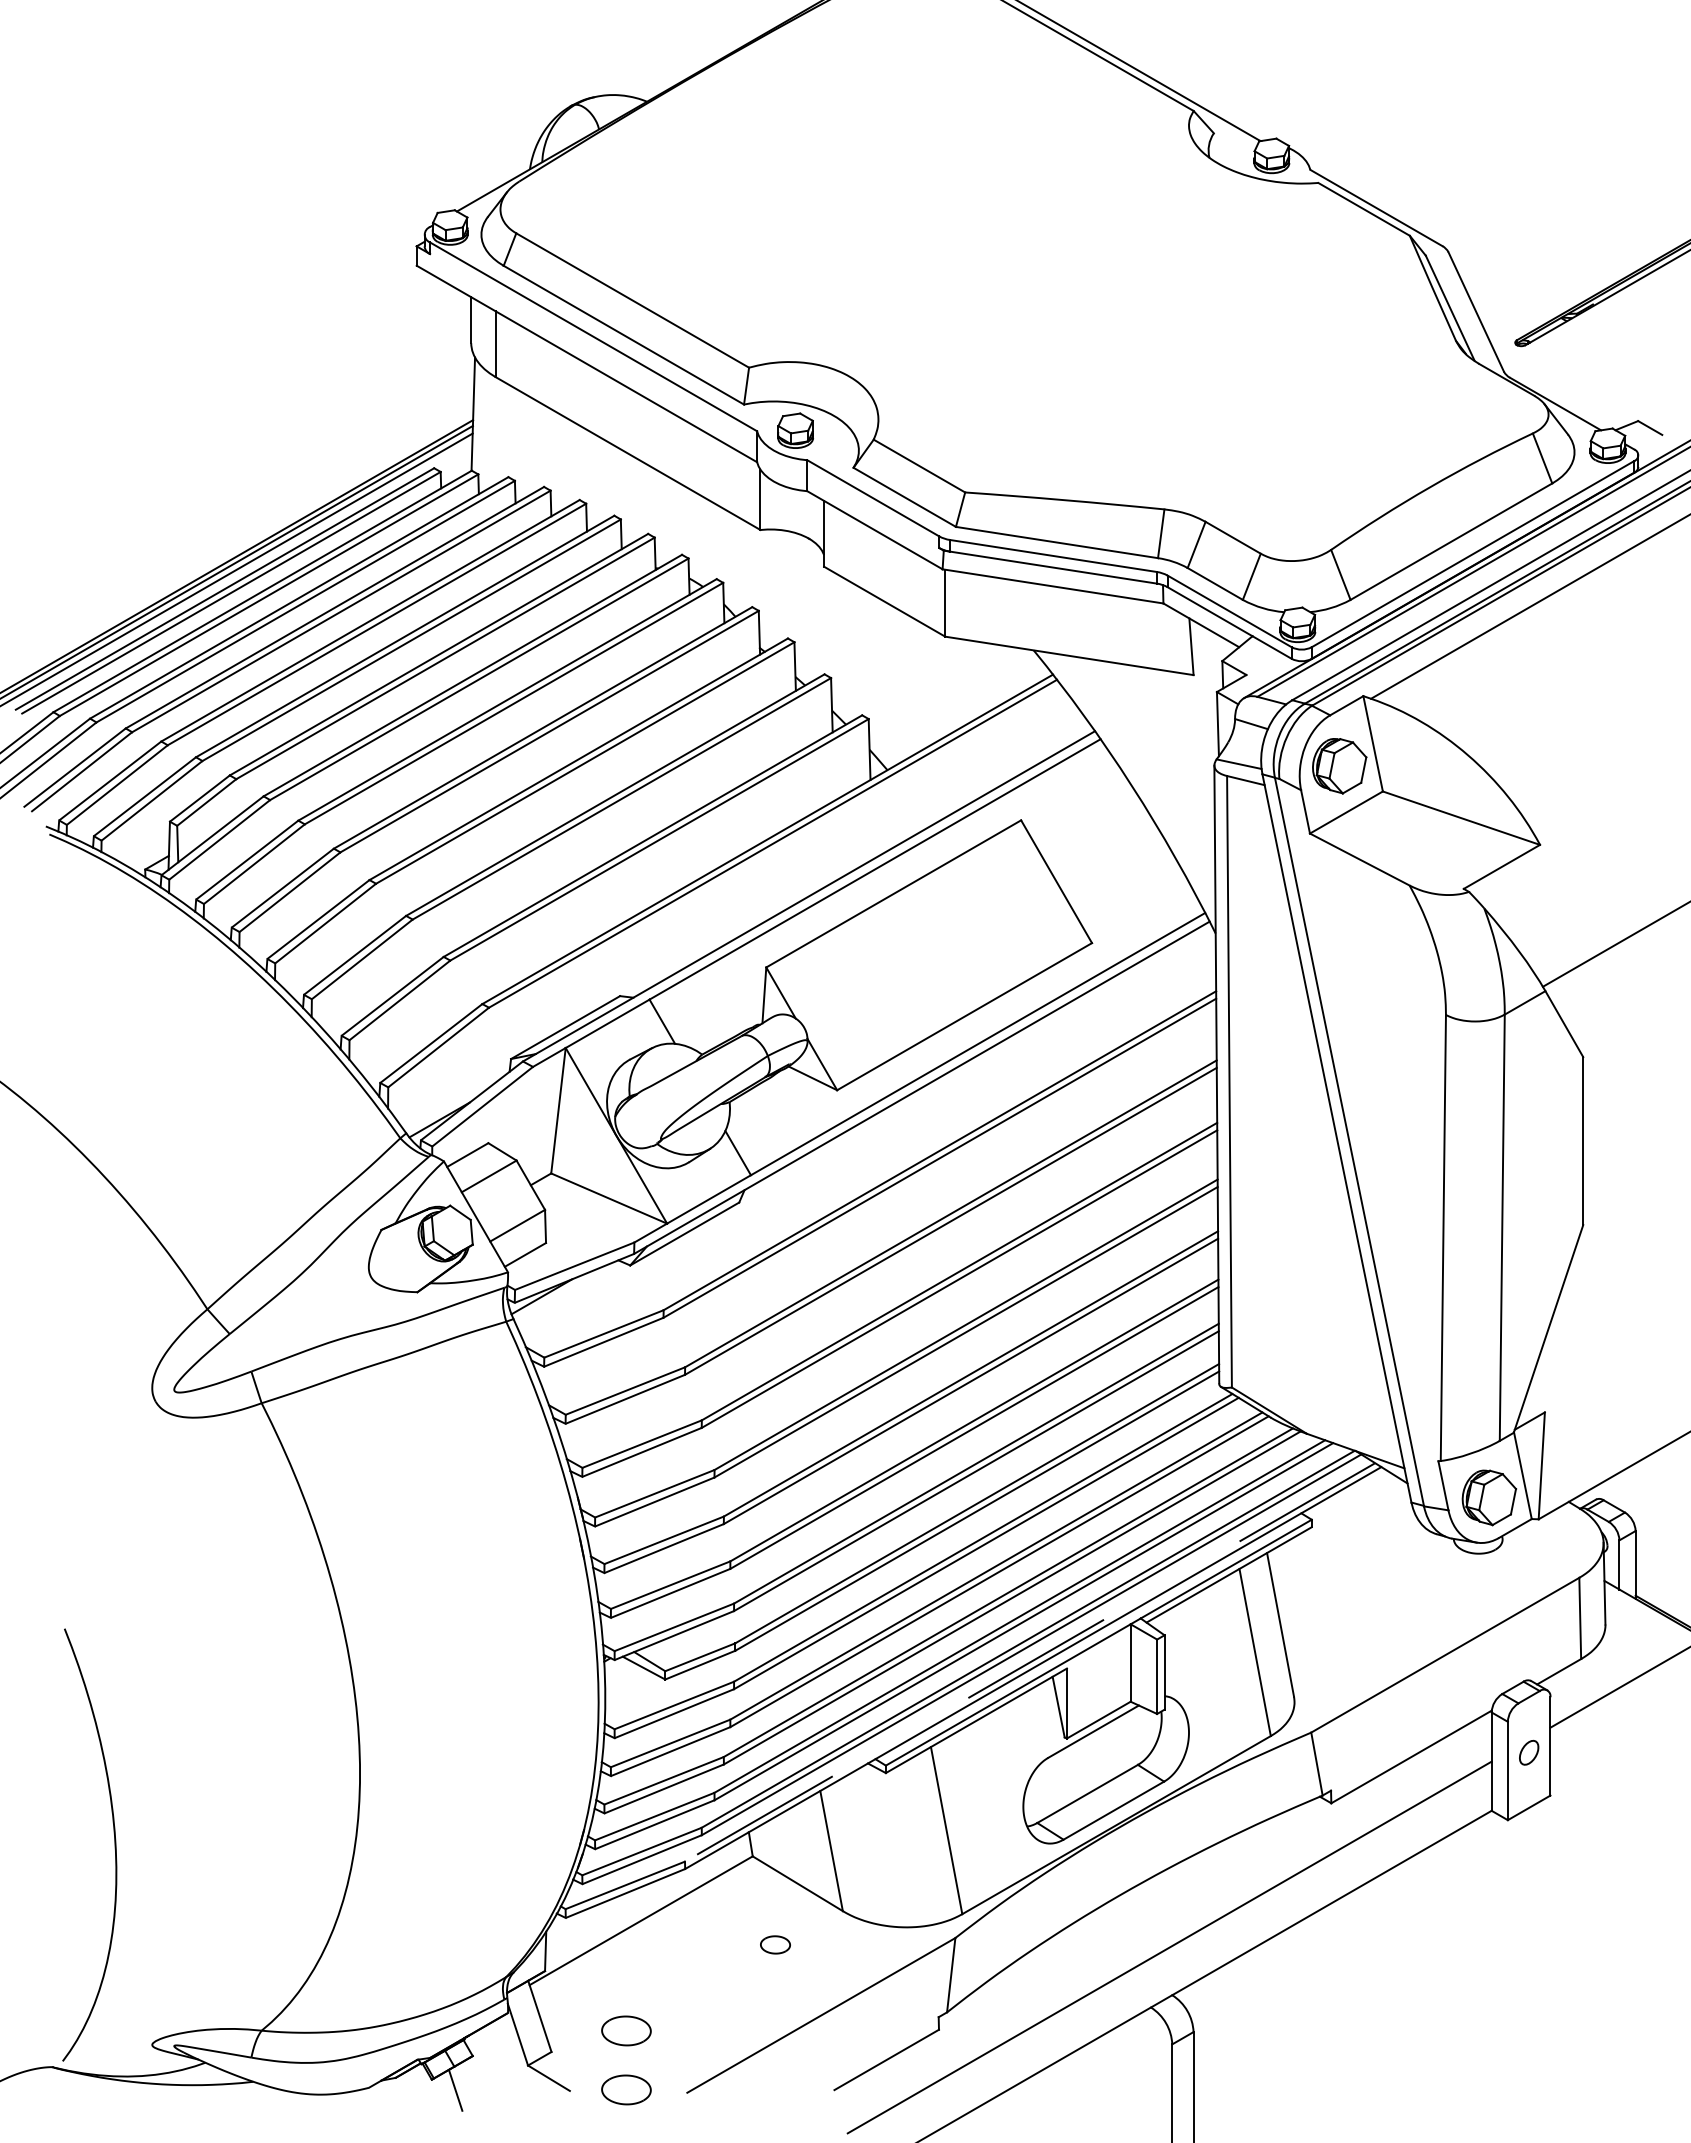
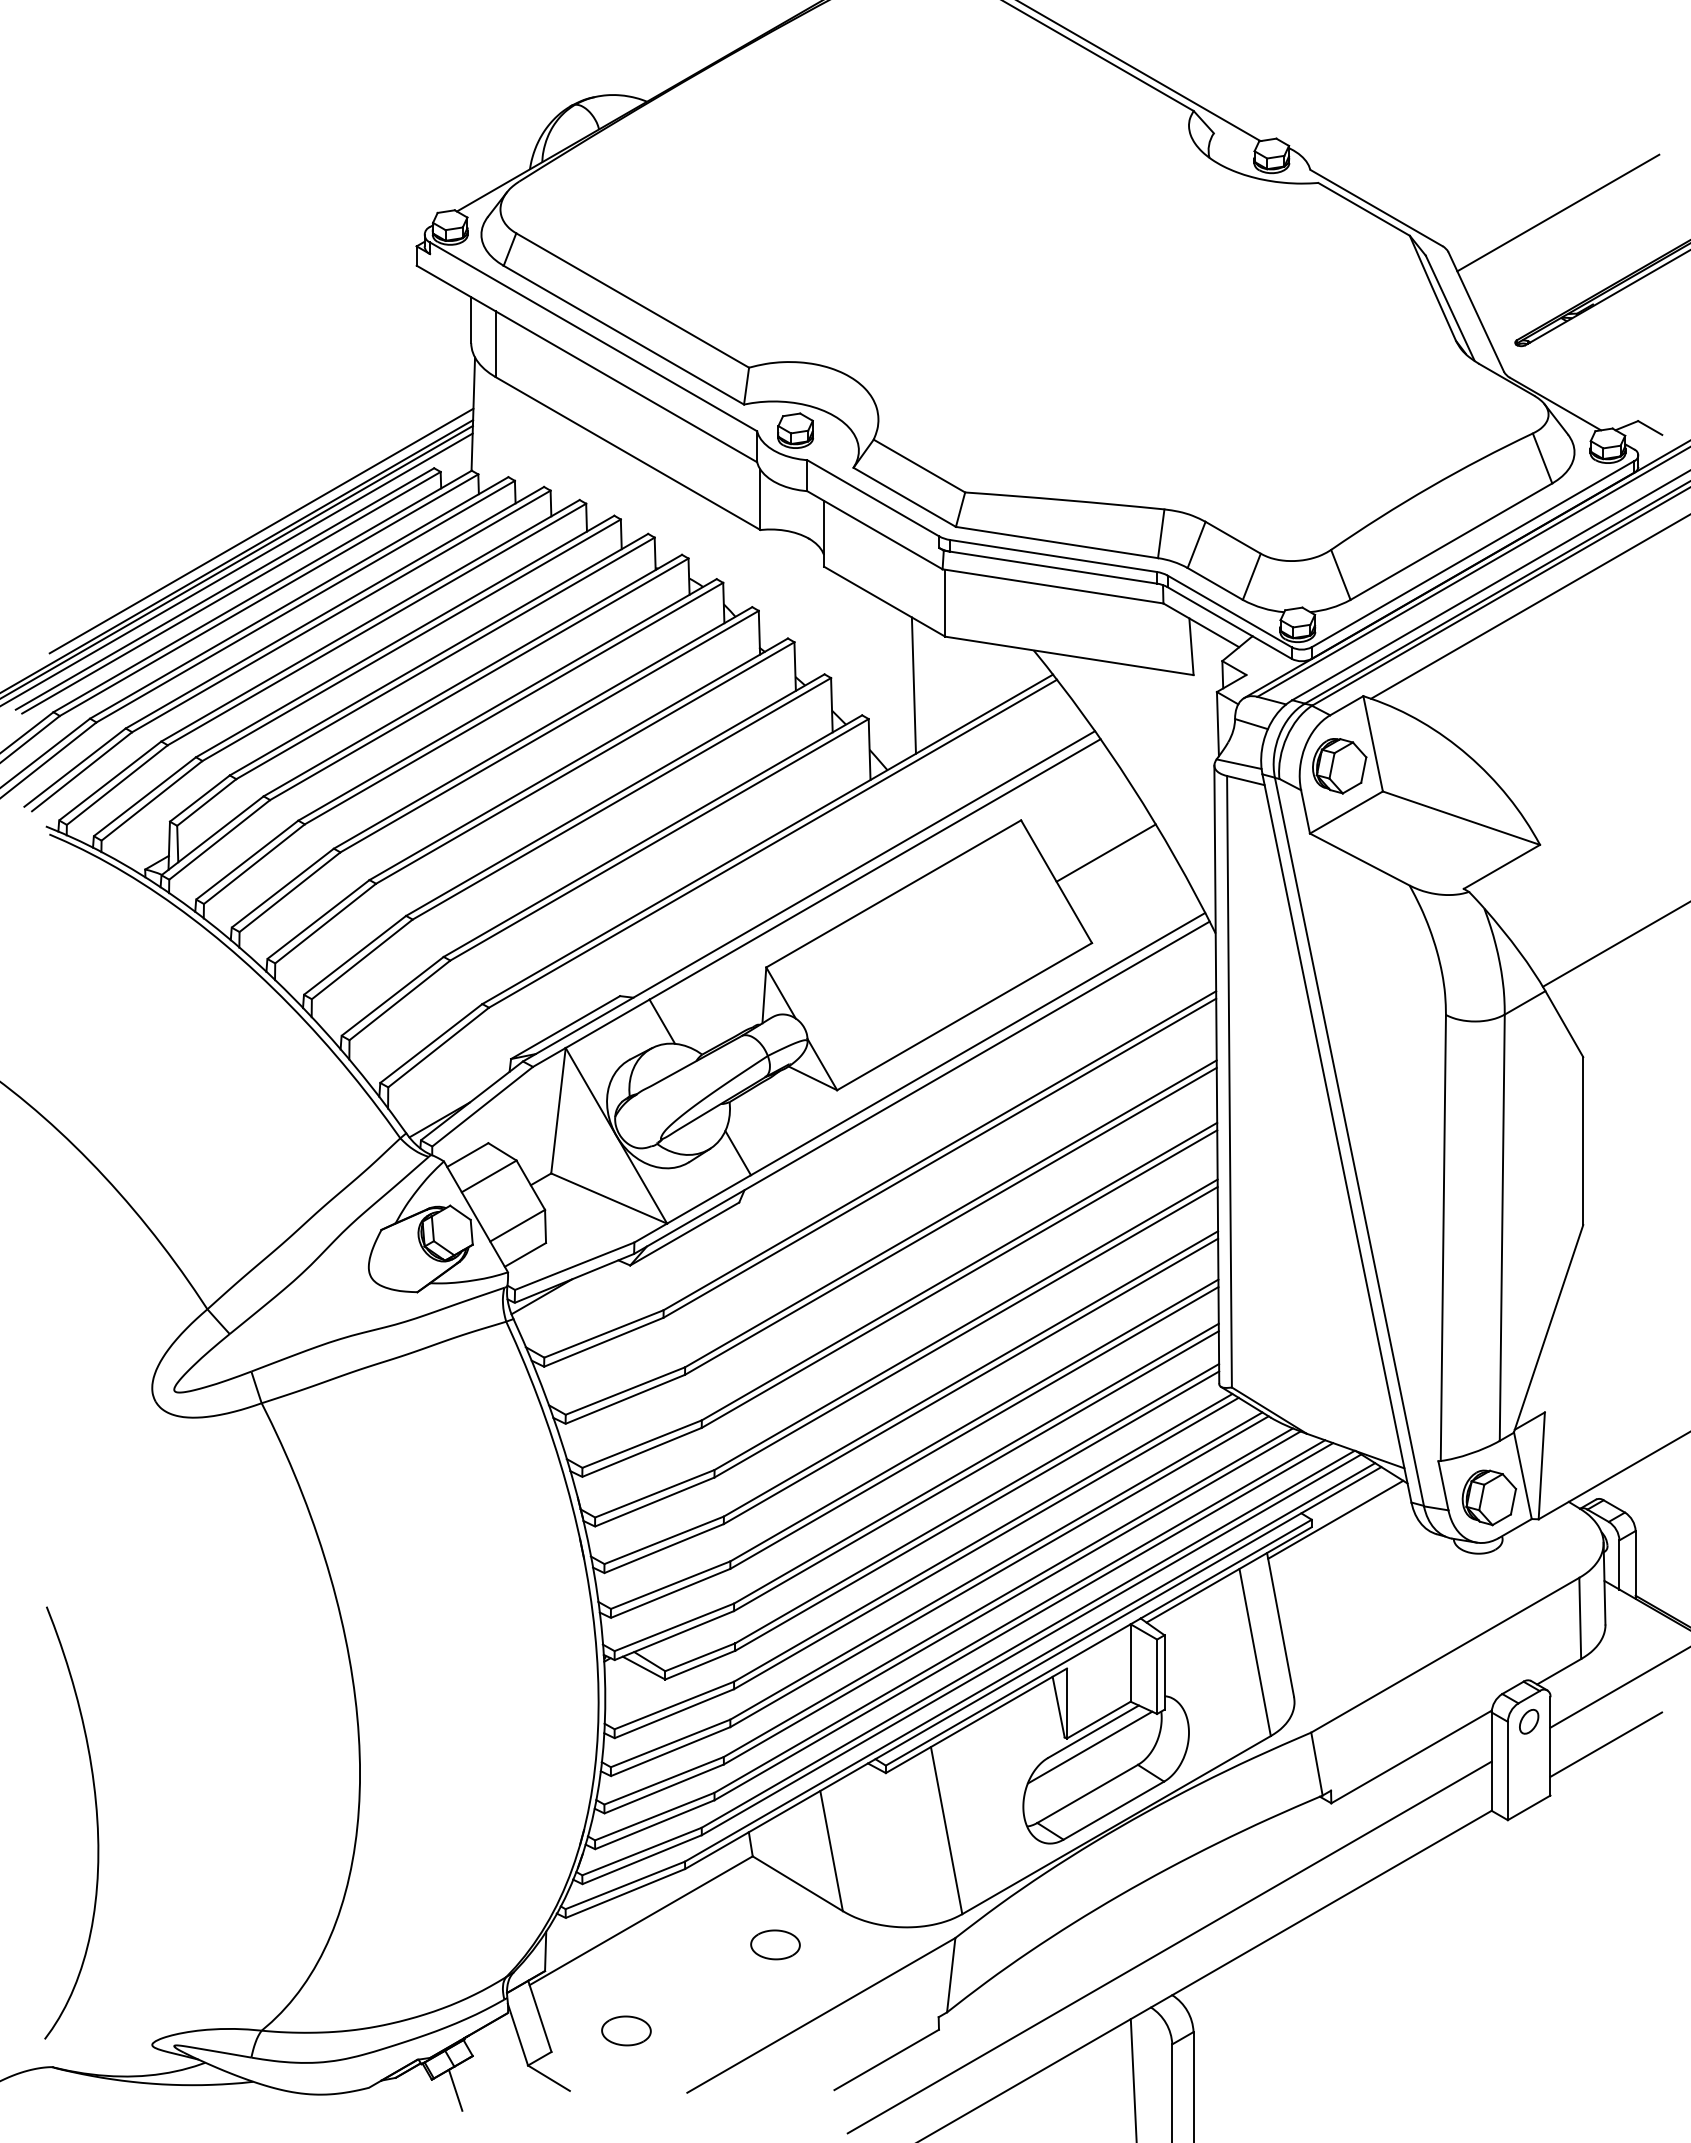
line: none -> present (1558, 212)
line: none -> present (261, 530)
line: none -> present (913, 685)
line: none -> present (1105, 852)
line: none -> present (1335, 1519)
line: dashed -> solid (1029, 1662)
line: none -> present (1606, 1744)
line: none -> present (1089, 1747)
part position: (1529, 1752) -> (1529, 1721) (1529, 1721)
curve position: (114, 1844) -> (96, 1822) (96, 1822)
part size: 31x20 px -> 51x32 px (775, 1944)
line: none -> present (1133, 2079)
part: present -> none (626, 2089)
